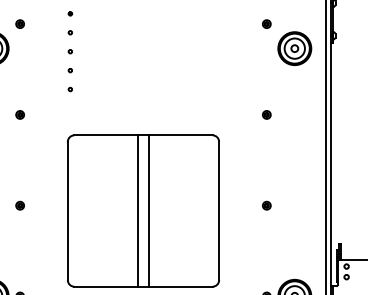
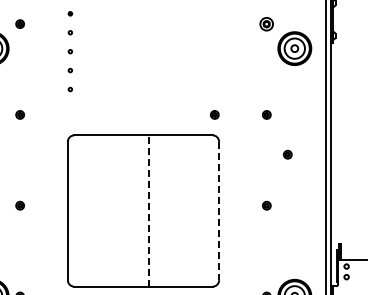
part size: 10x10 px -> 15x15 px (266, 24)
part: none -> present (214, 114)
part: none -> present (287, 154)
line: present -> none (138, 210)
line: solid -> dashed (148, 211)
line: solid -> dashed (219, 211)
